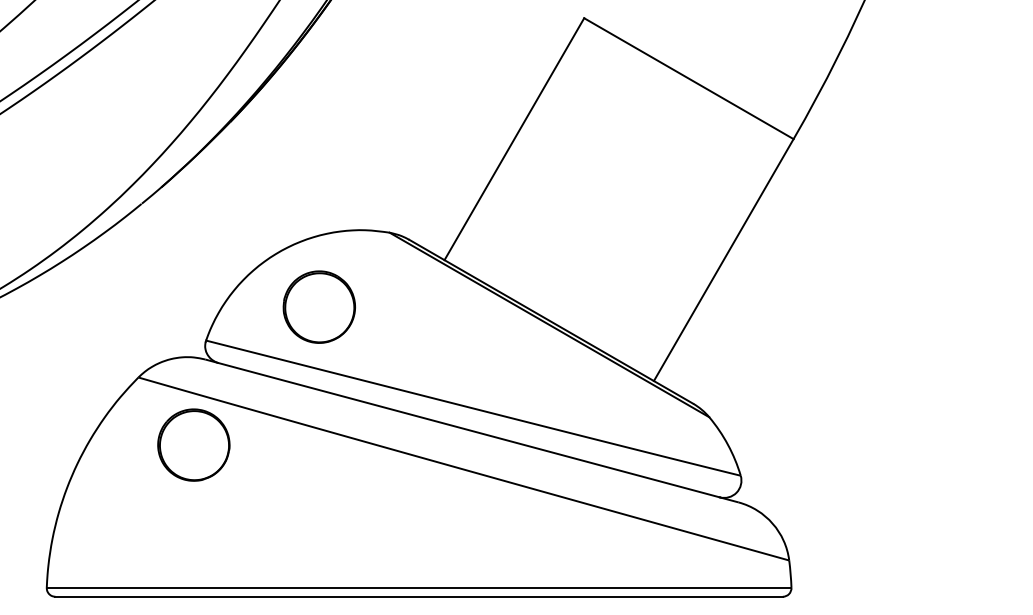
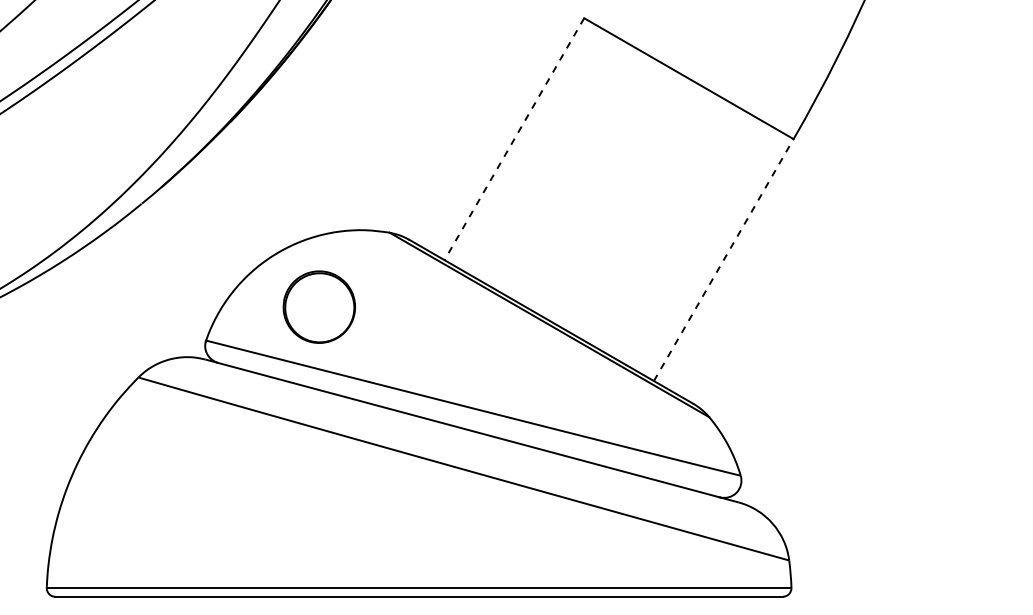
line: solid -> dashed (514, 139)
line: solid -> dashed (723, 260)
part: present -> none (193, 444)
